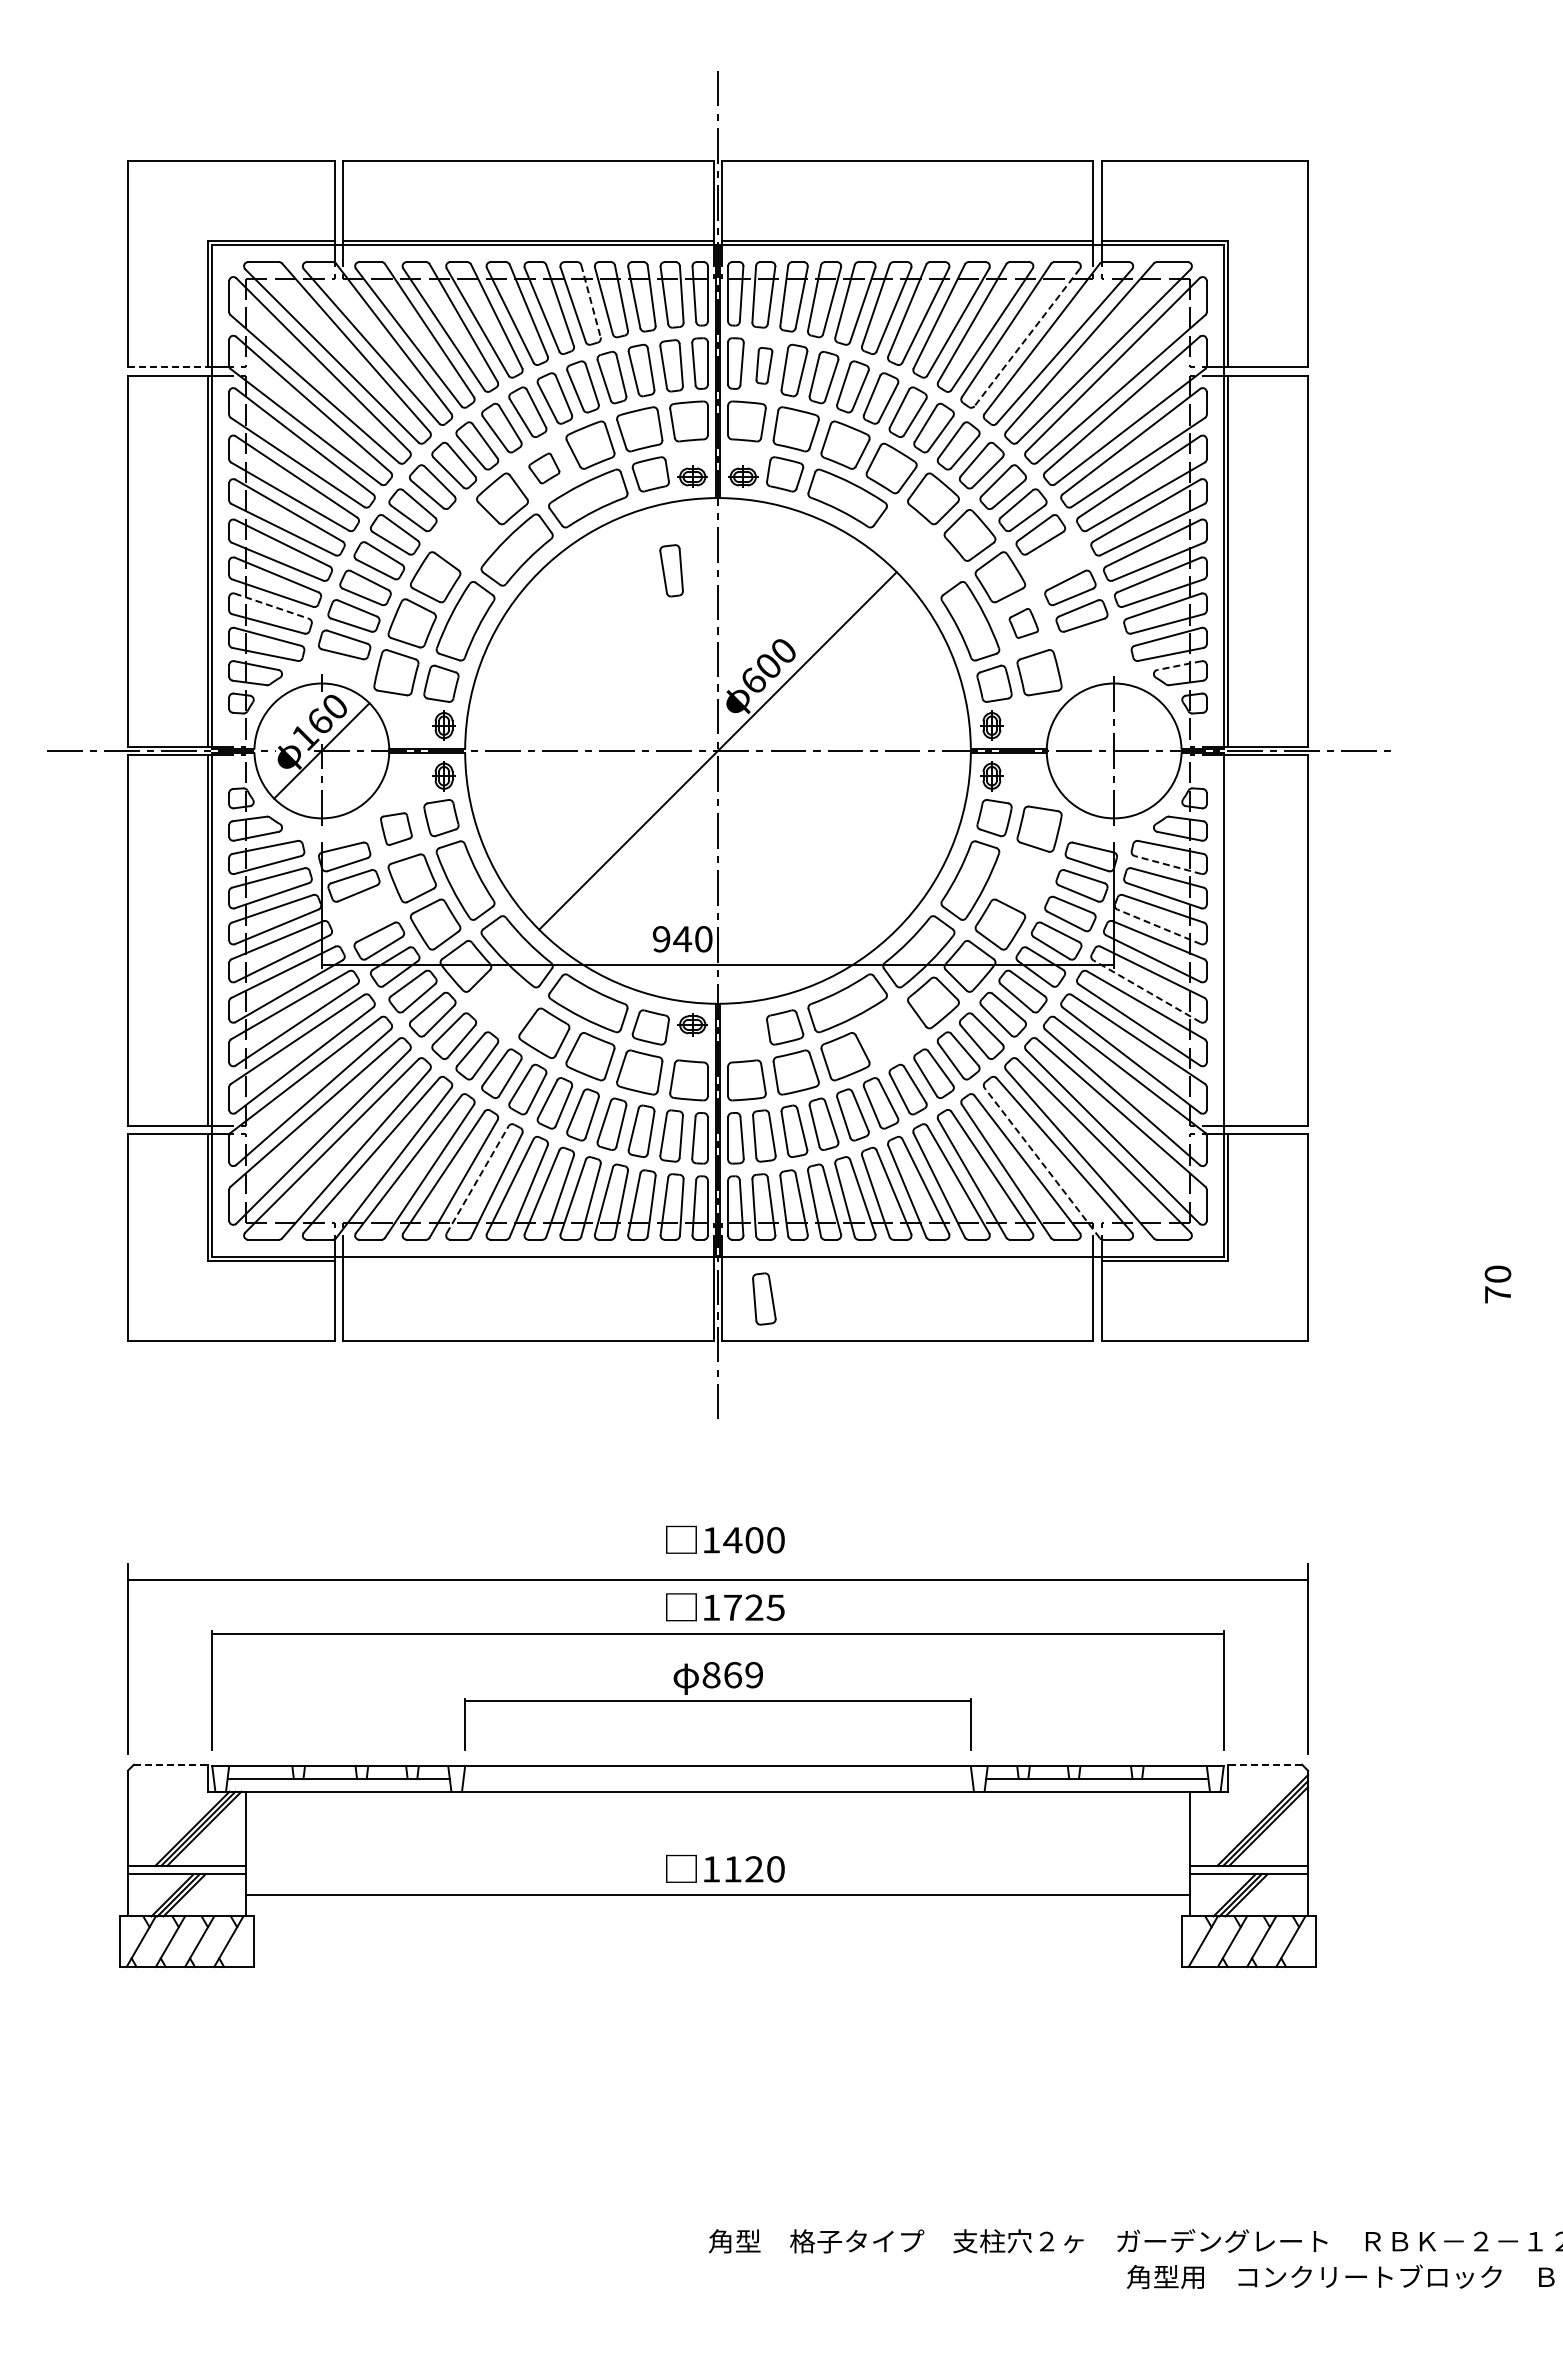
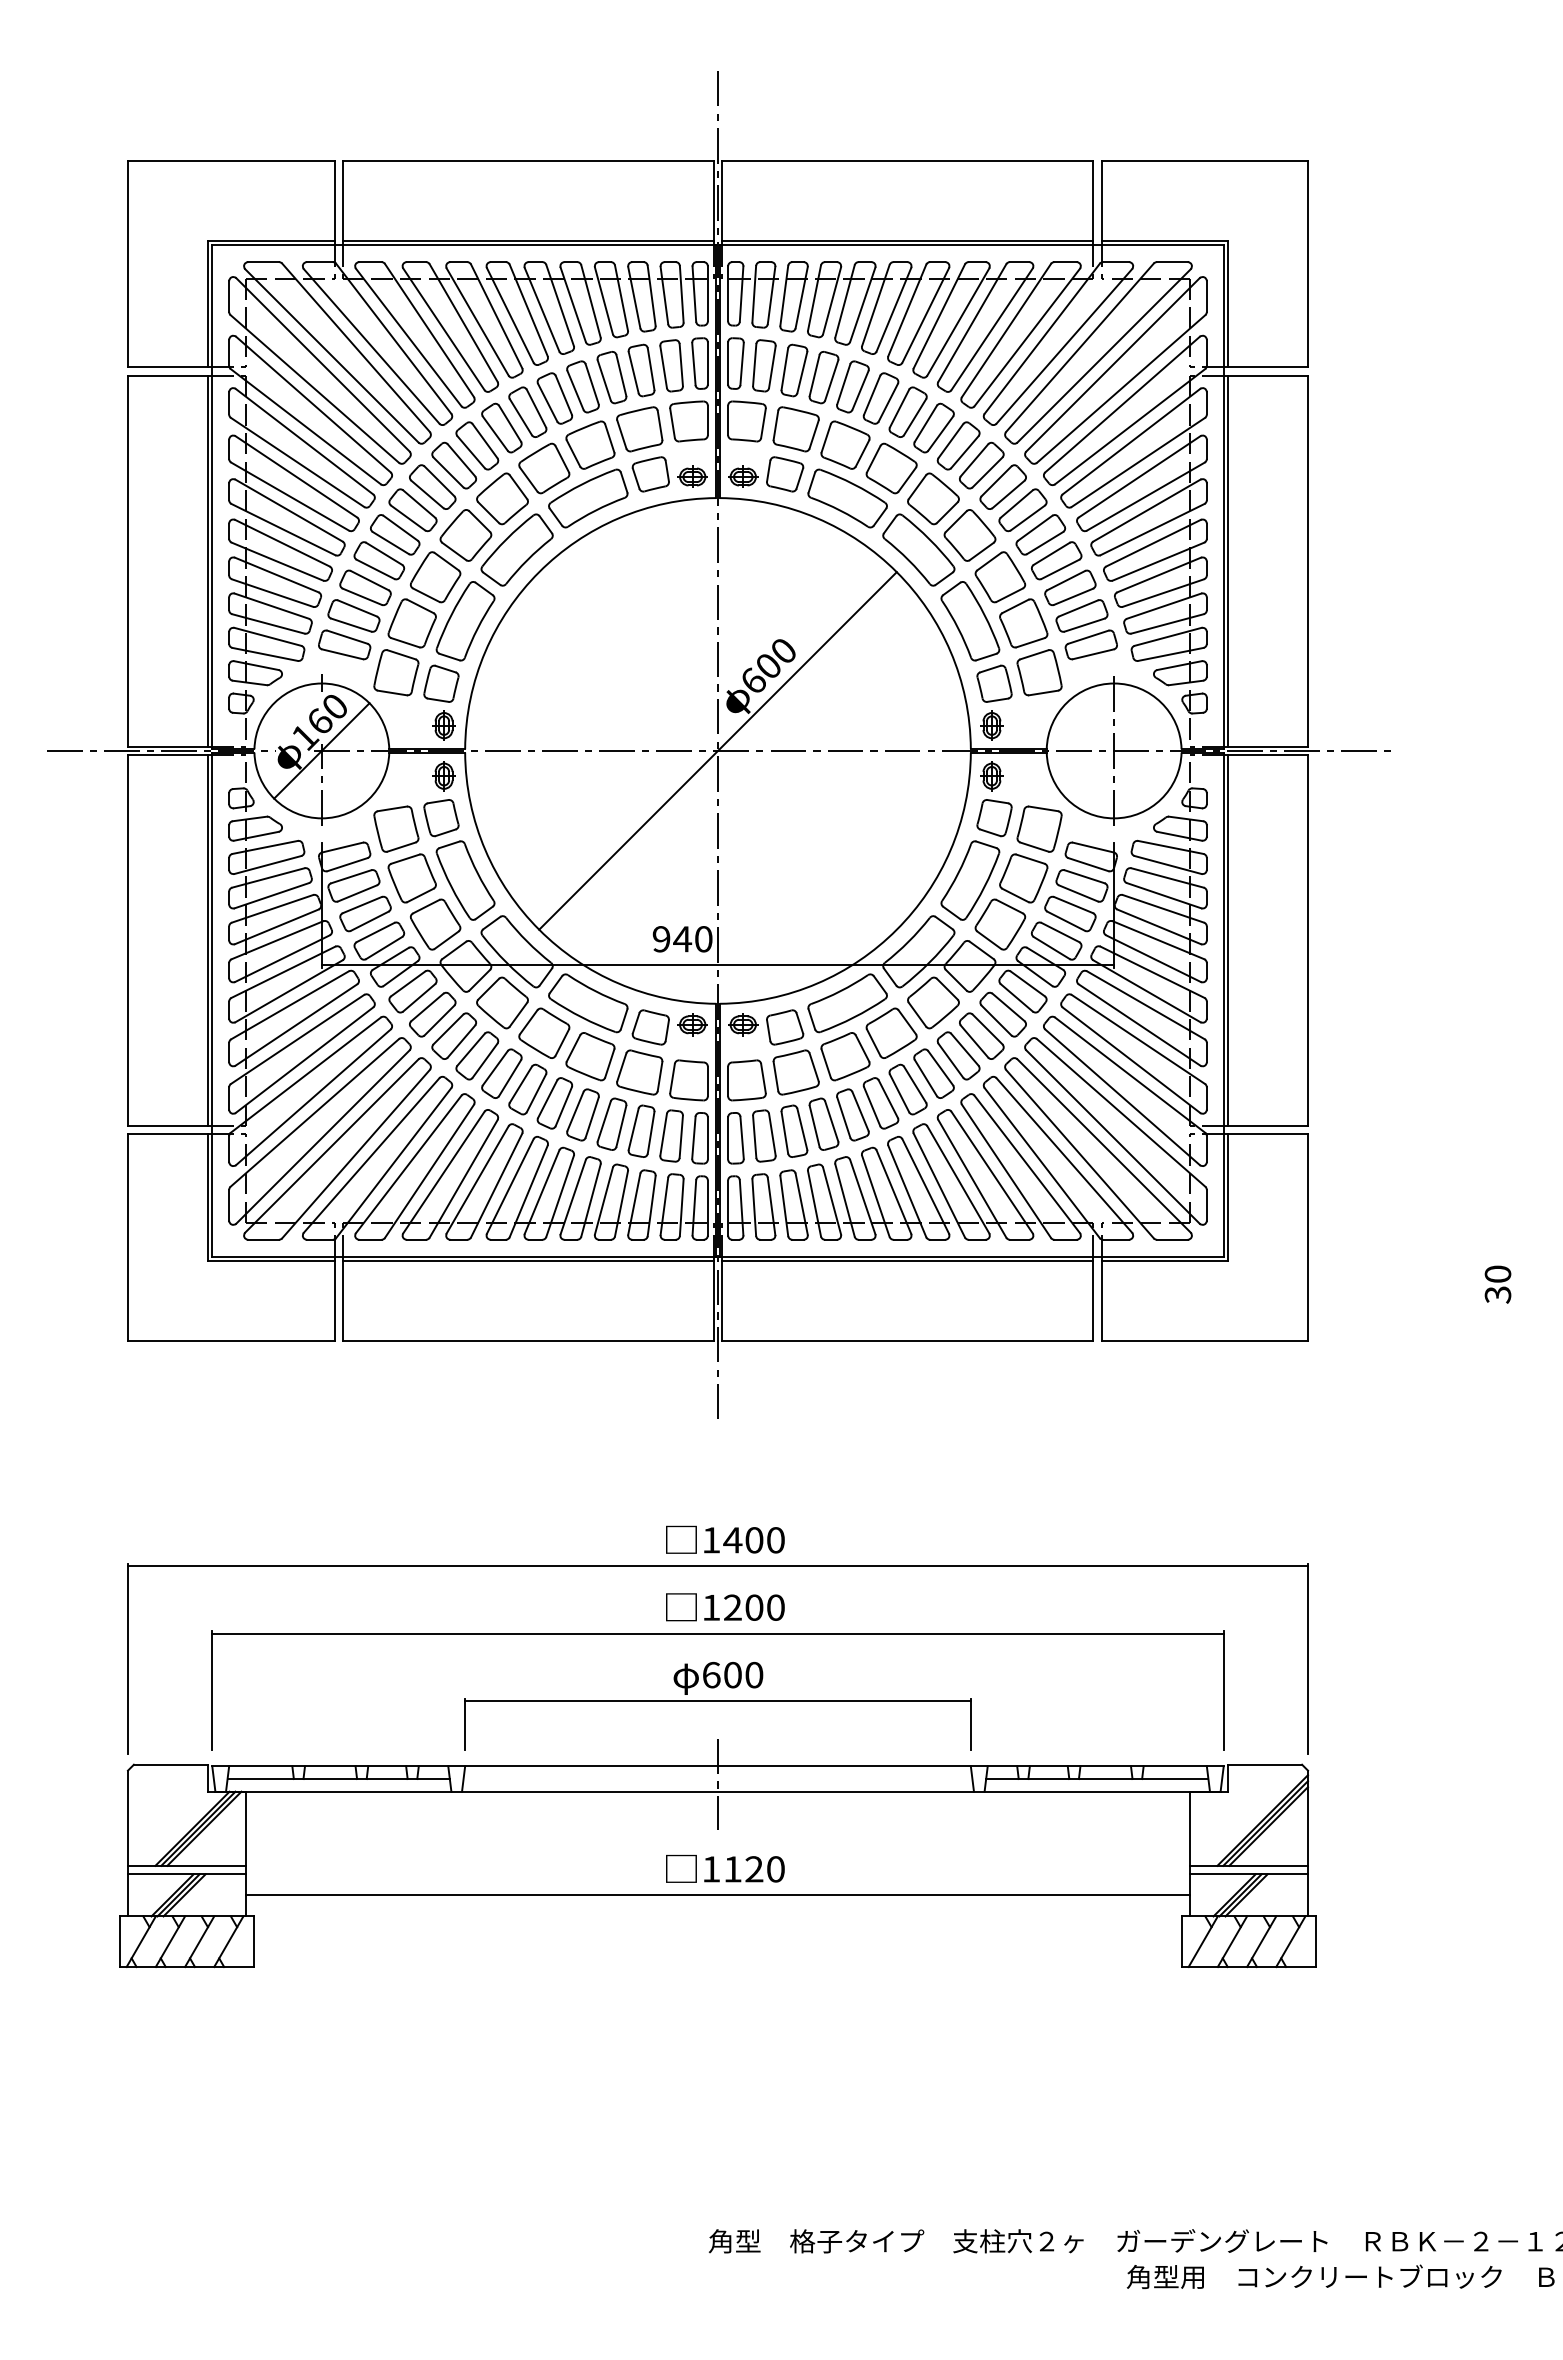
line: dashed -> solid (591, 301)
line: dashed -> solid (1027, 337)
part size: 19x38 px -> 25x54 px (764, 365)
line: dashed -> solid (170, 367)
part size: 33x33 px -> 53x53 px (544, 468)
part: none -> present (465, 535)
part: none -> present (918, 549)
part: none -> present (1056, 560)
part: present -> none (671, 570)
line: dashed -> solid (272, 606)
part size: 31x31 px -> 50x51 px (1023, 623)
part: none -> present (1090, 644)
line: dashed -> solid (1179, 665)
part size: 33x34 px -> 47x48 px (396, 828)
line: dashed -> solid (1168, 865)
part: none -> present (1023, 878)
part: none -> present (365, 913)
line: dashed -> solid (1158, 926)
line: none -> present (1227, 940)
line: dashed -> solid (1146, 991)
part: none -> present (502, 1002)
part: none -> present (743, 1024)
part: none -> present (891, 1032)
line: dashed -> solid (1042, 1163)
line: dashed -> solid (477, 1179)
line: none -> present (527, 1260)
line: none -> present (907, 1260)
text: 70 -> 30 (1497, 1294)
part: present -> none (764, 1298)
line position: (718, 1580) -> (718, 1566) (718, 1566)
text: 1725 -> 1200 (754, 1607)
text: 869 -> 600 (732, 1674)
line: dashed -> solid (171, 1764)
line: dashed -> solid (1264, 1764)
line: none -> present (718, 1783)
